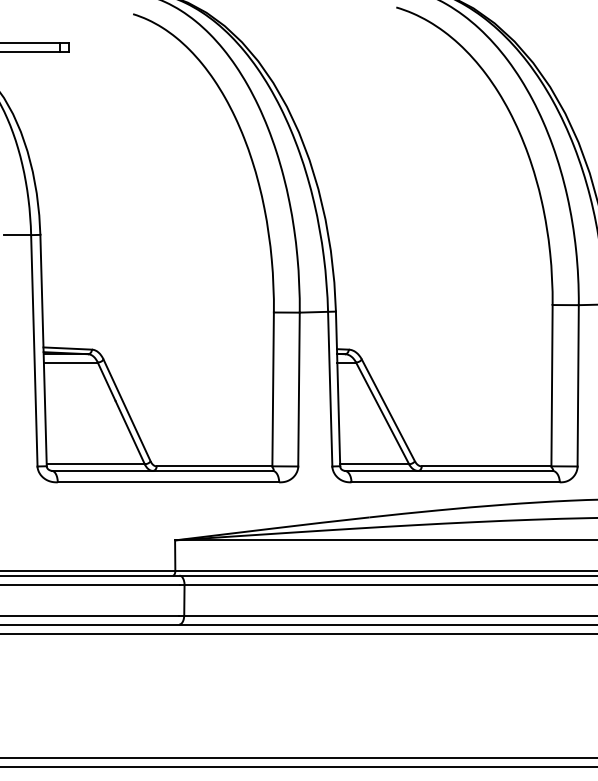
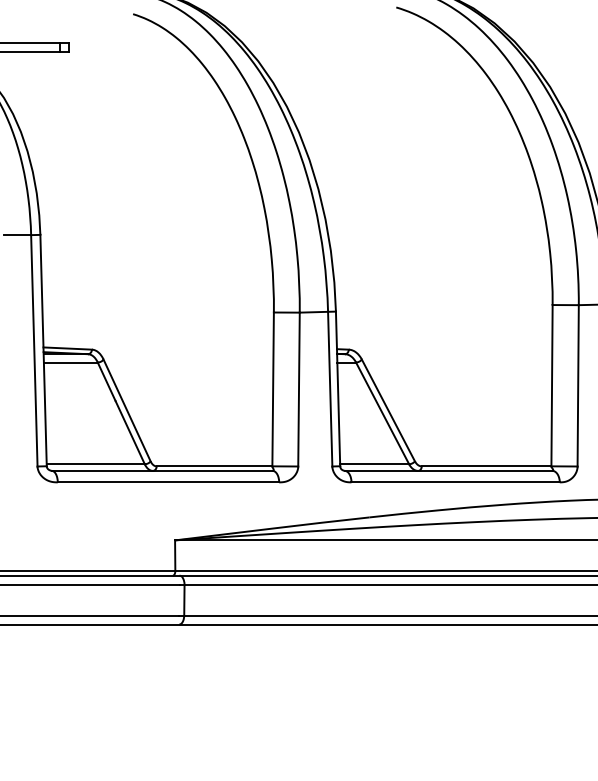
line: present -> none (298, 633)
line: present -> none (298, 757)
line: present -> none (298, 766)
